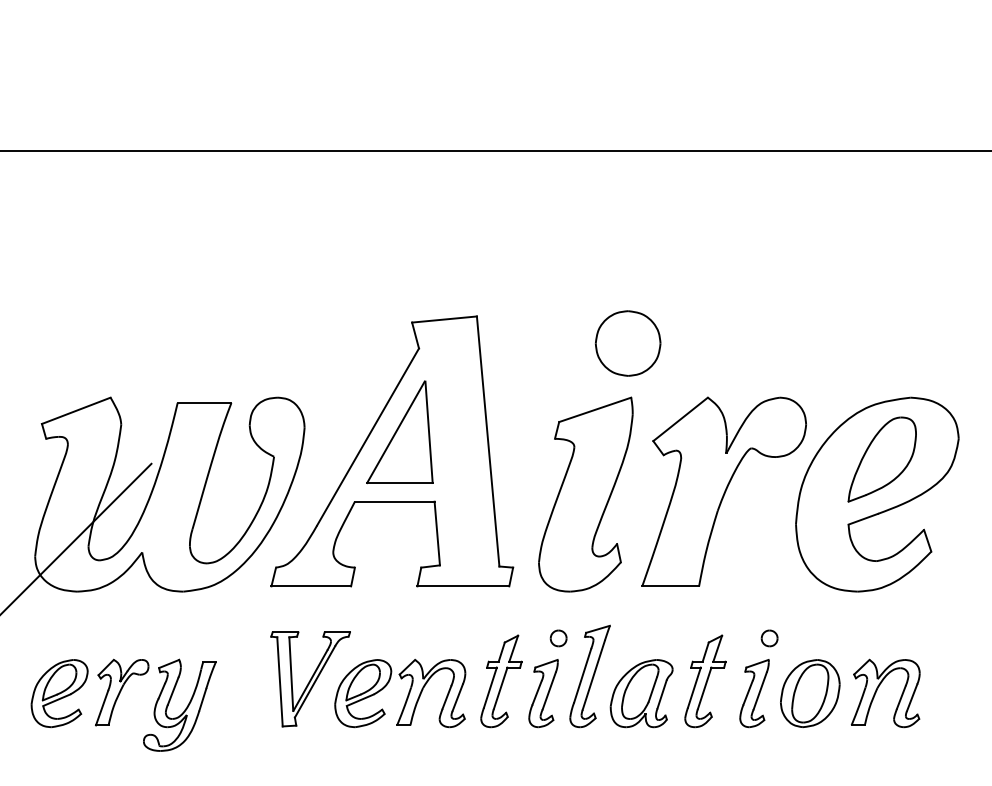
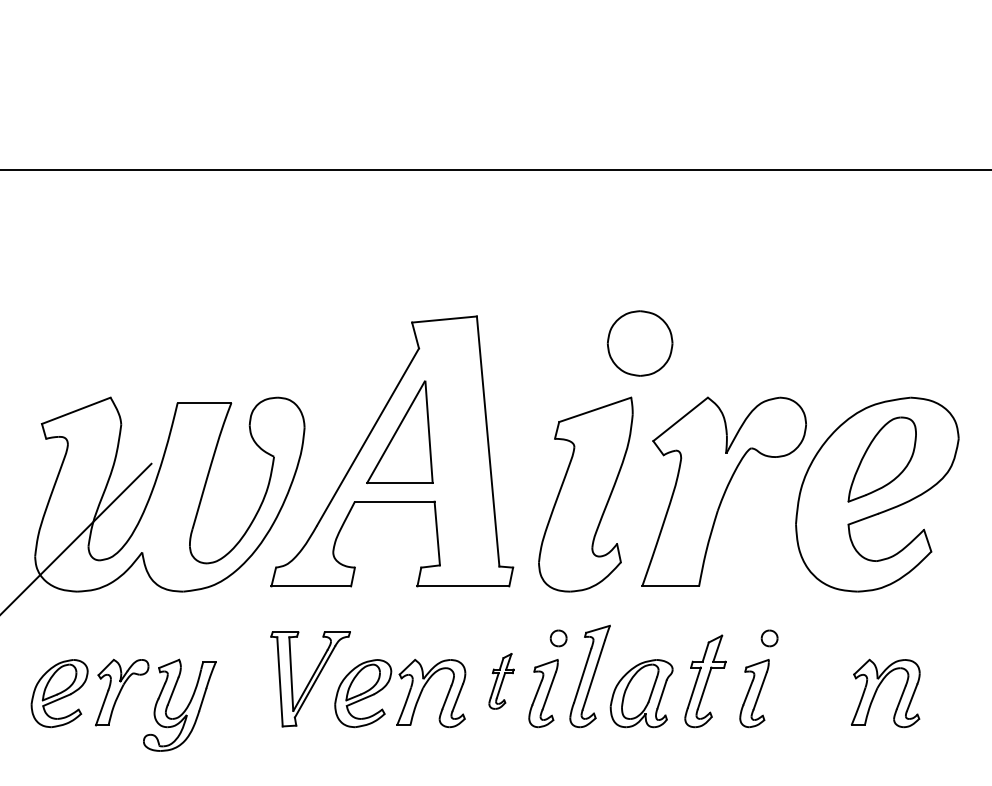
line position: (495, 150) -> (495, 169) (495, 169)
part position: (627, 343) -> (639, 343) (639, 343)
part size: 43x95 px -> 27x57 px (501, 681)
part: present -> none (810, 693)
